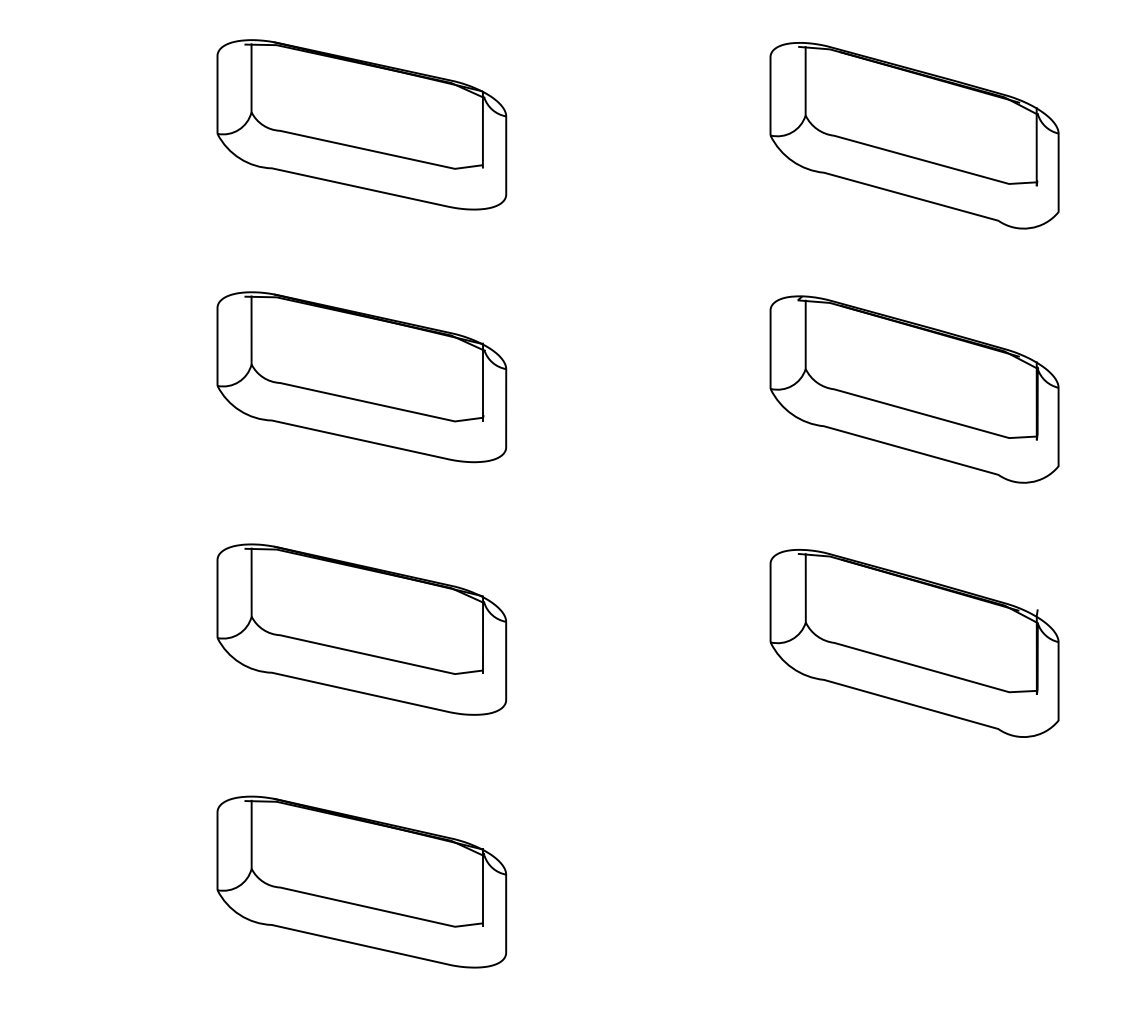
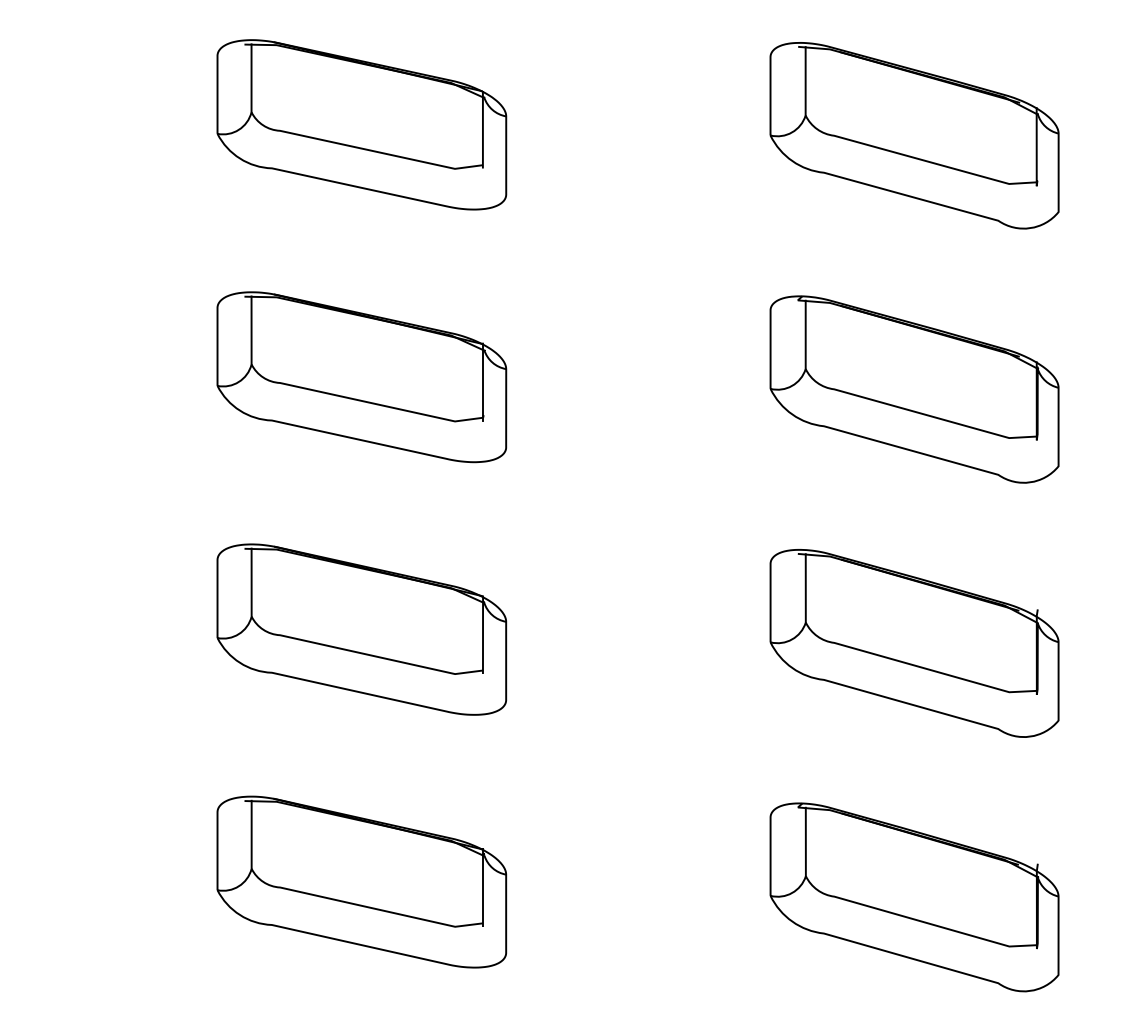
part: none -> present (914, 897)
